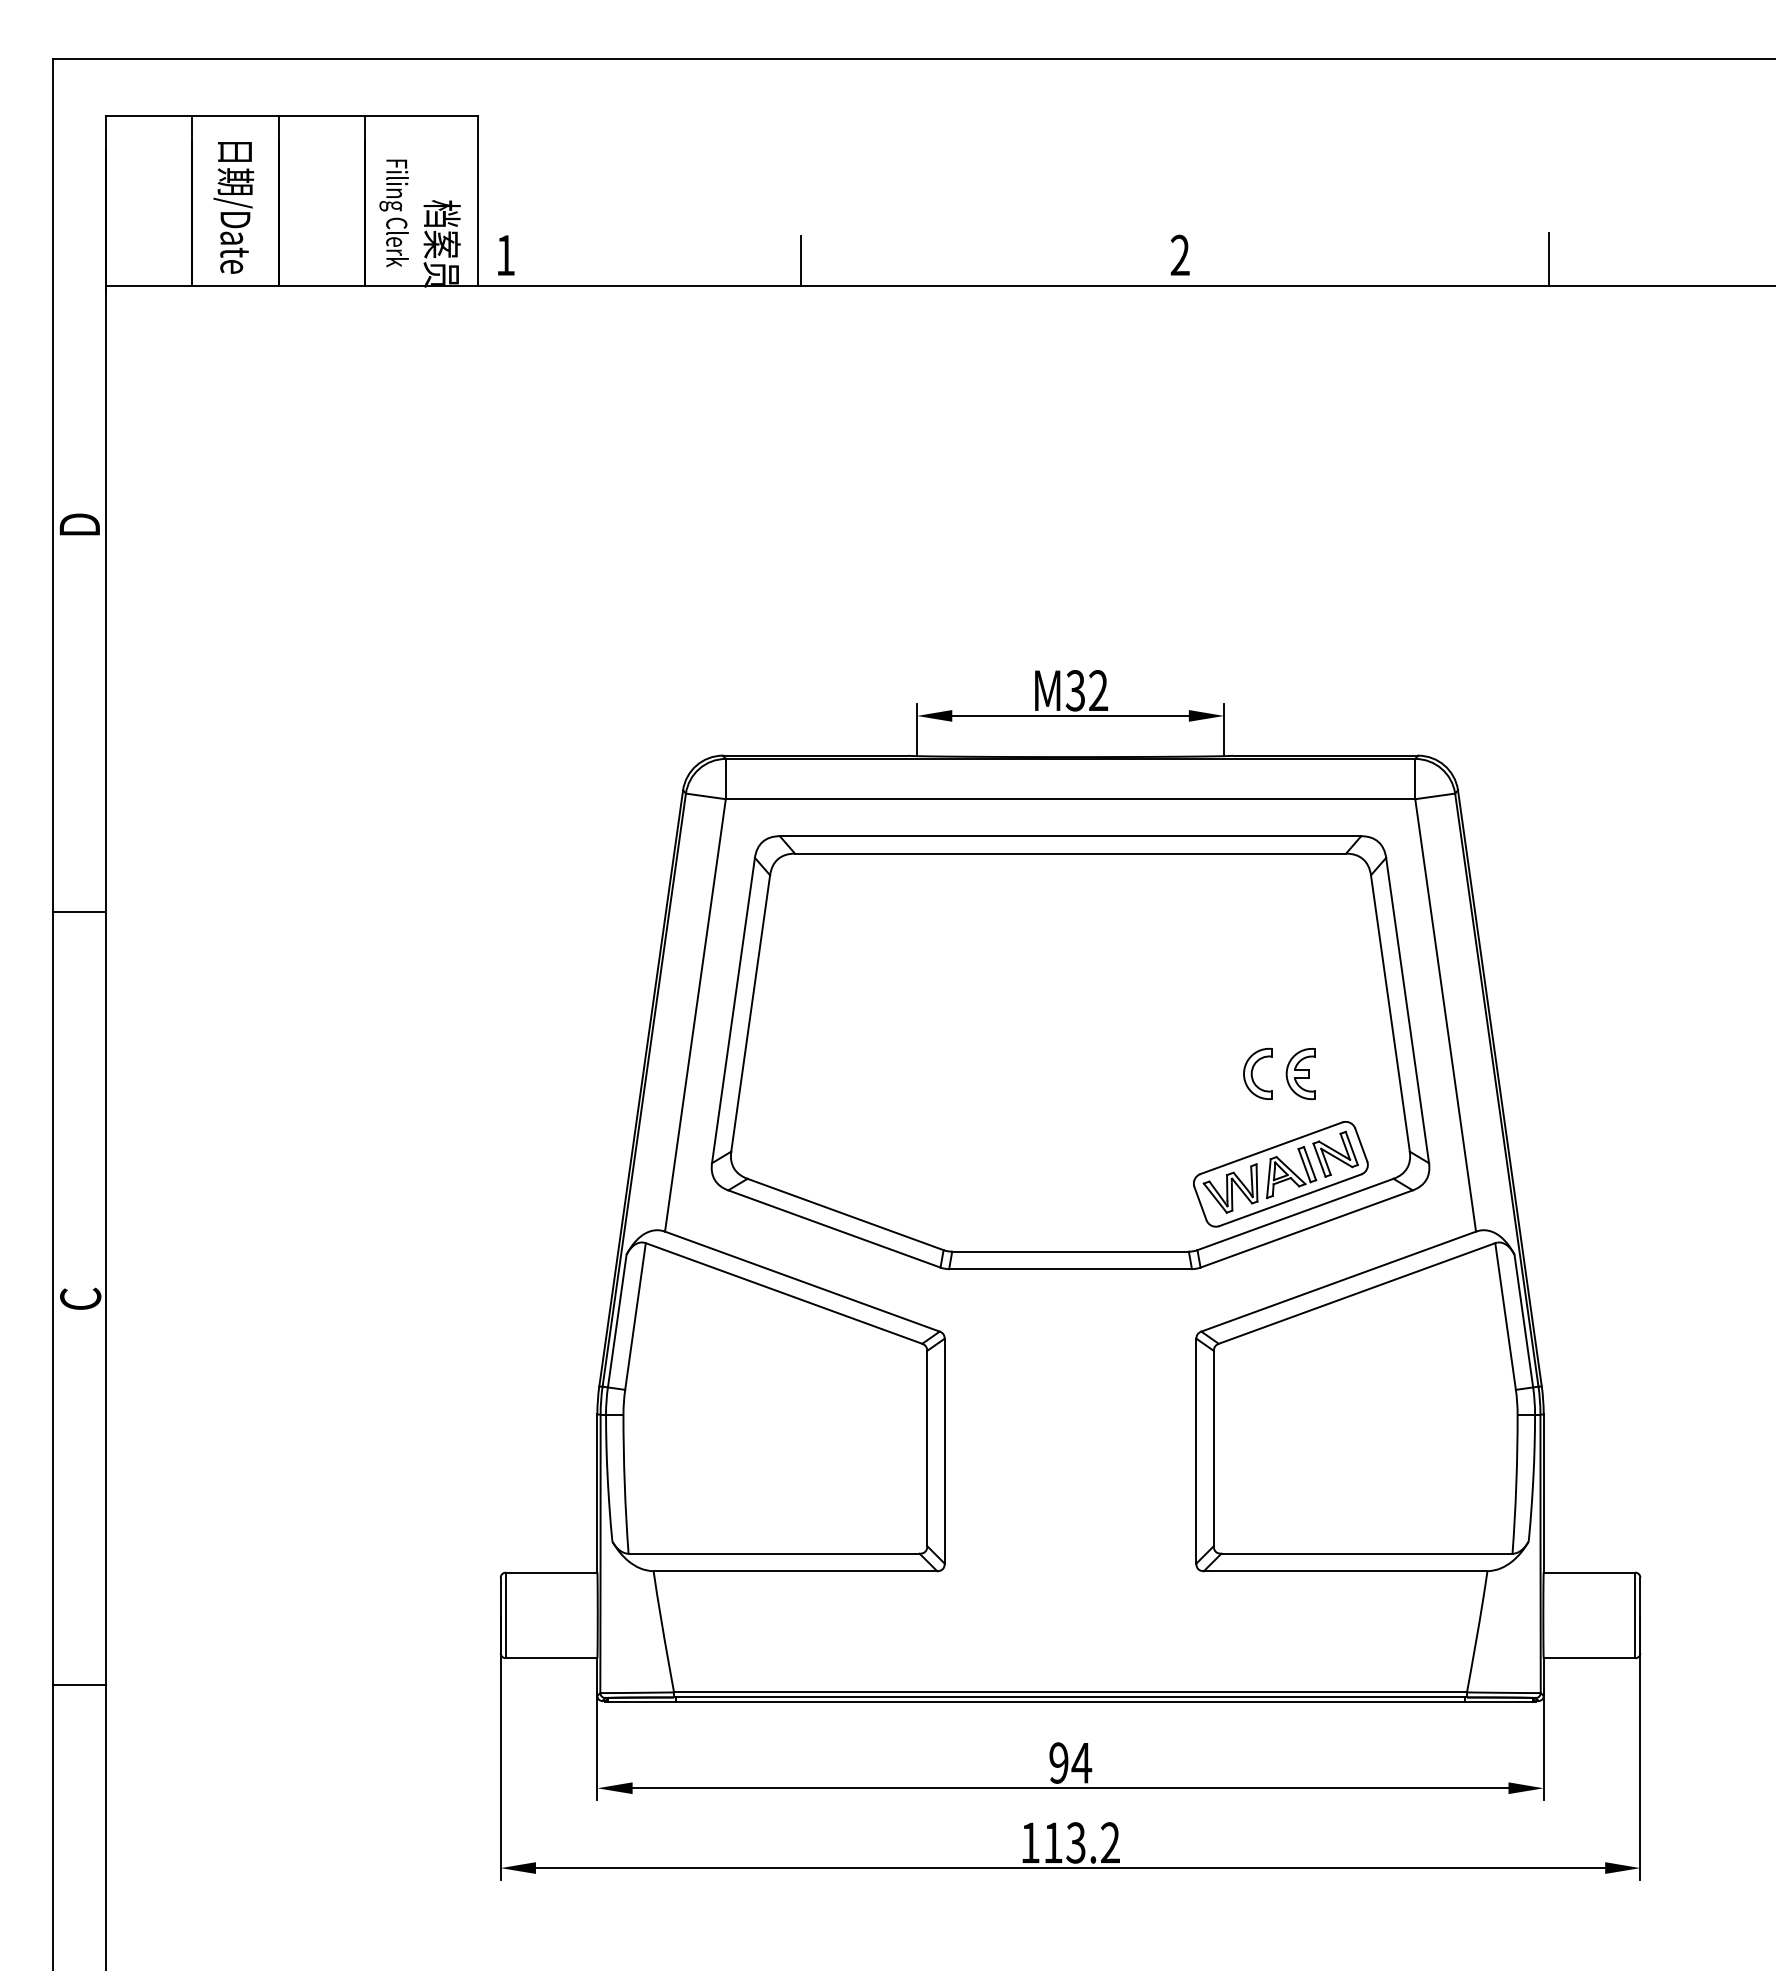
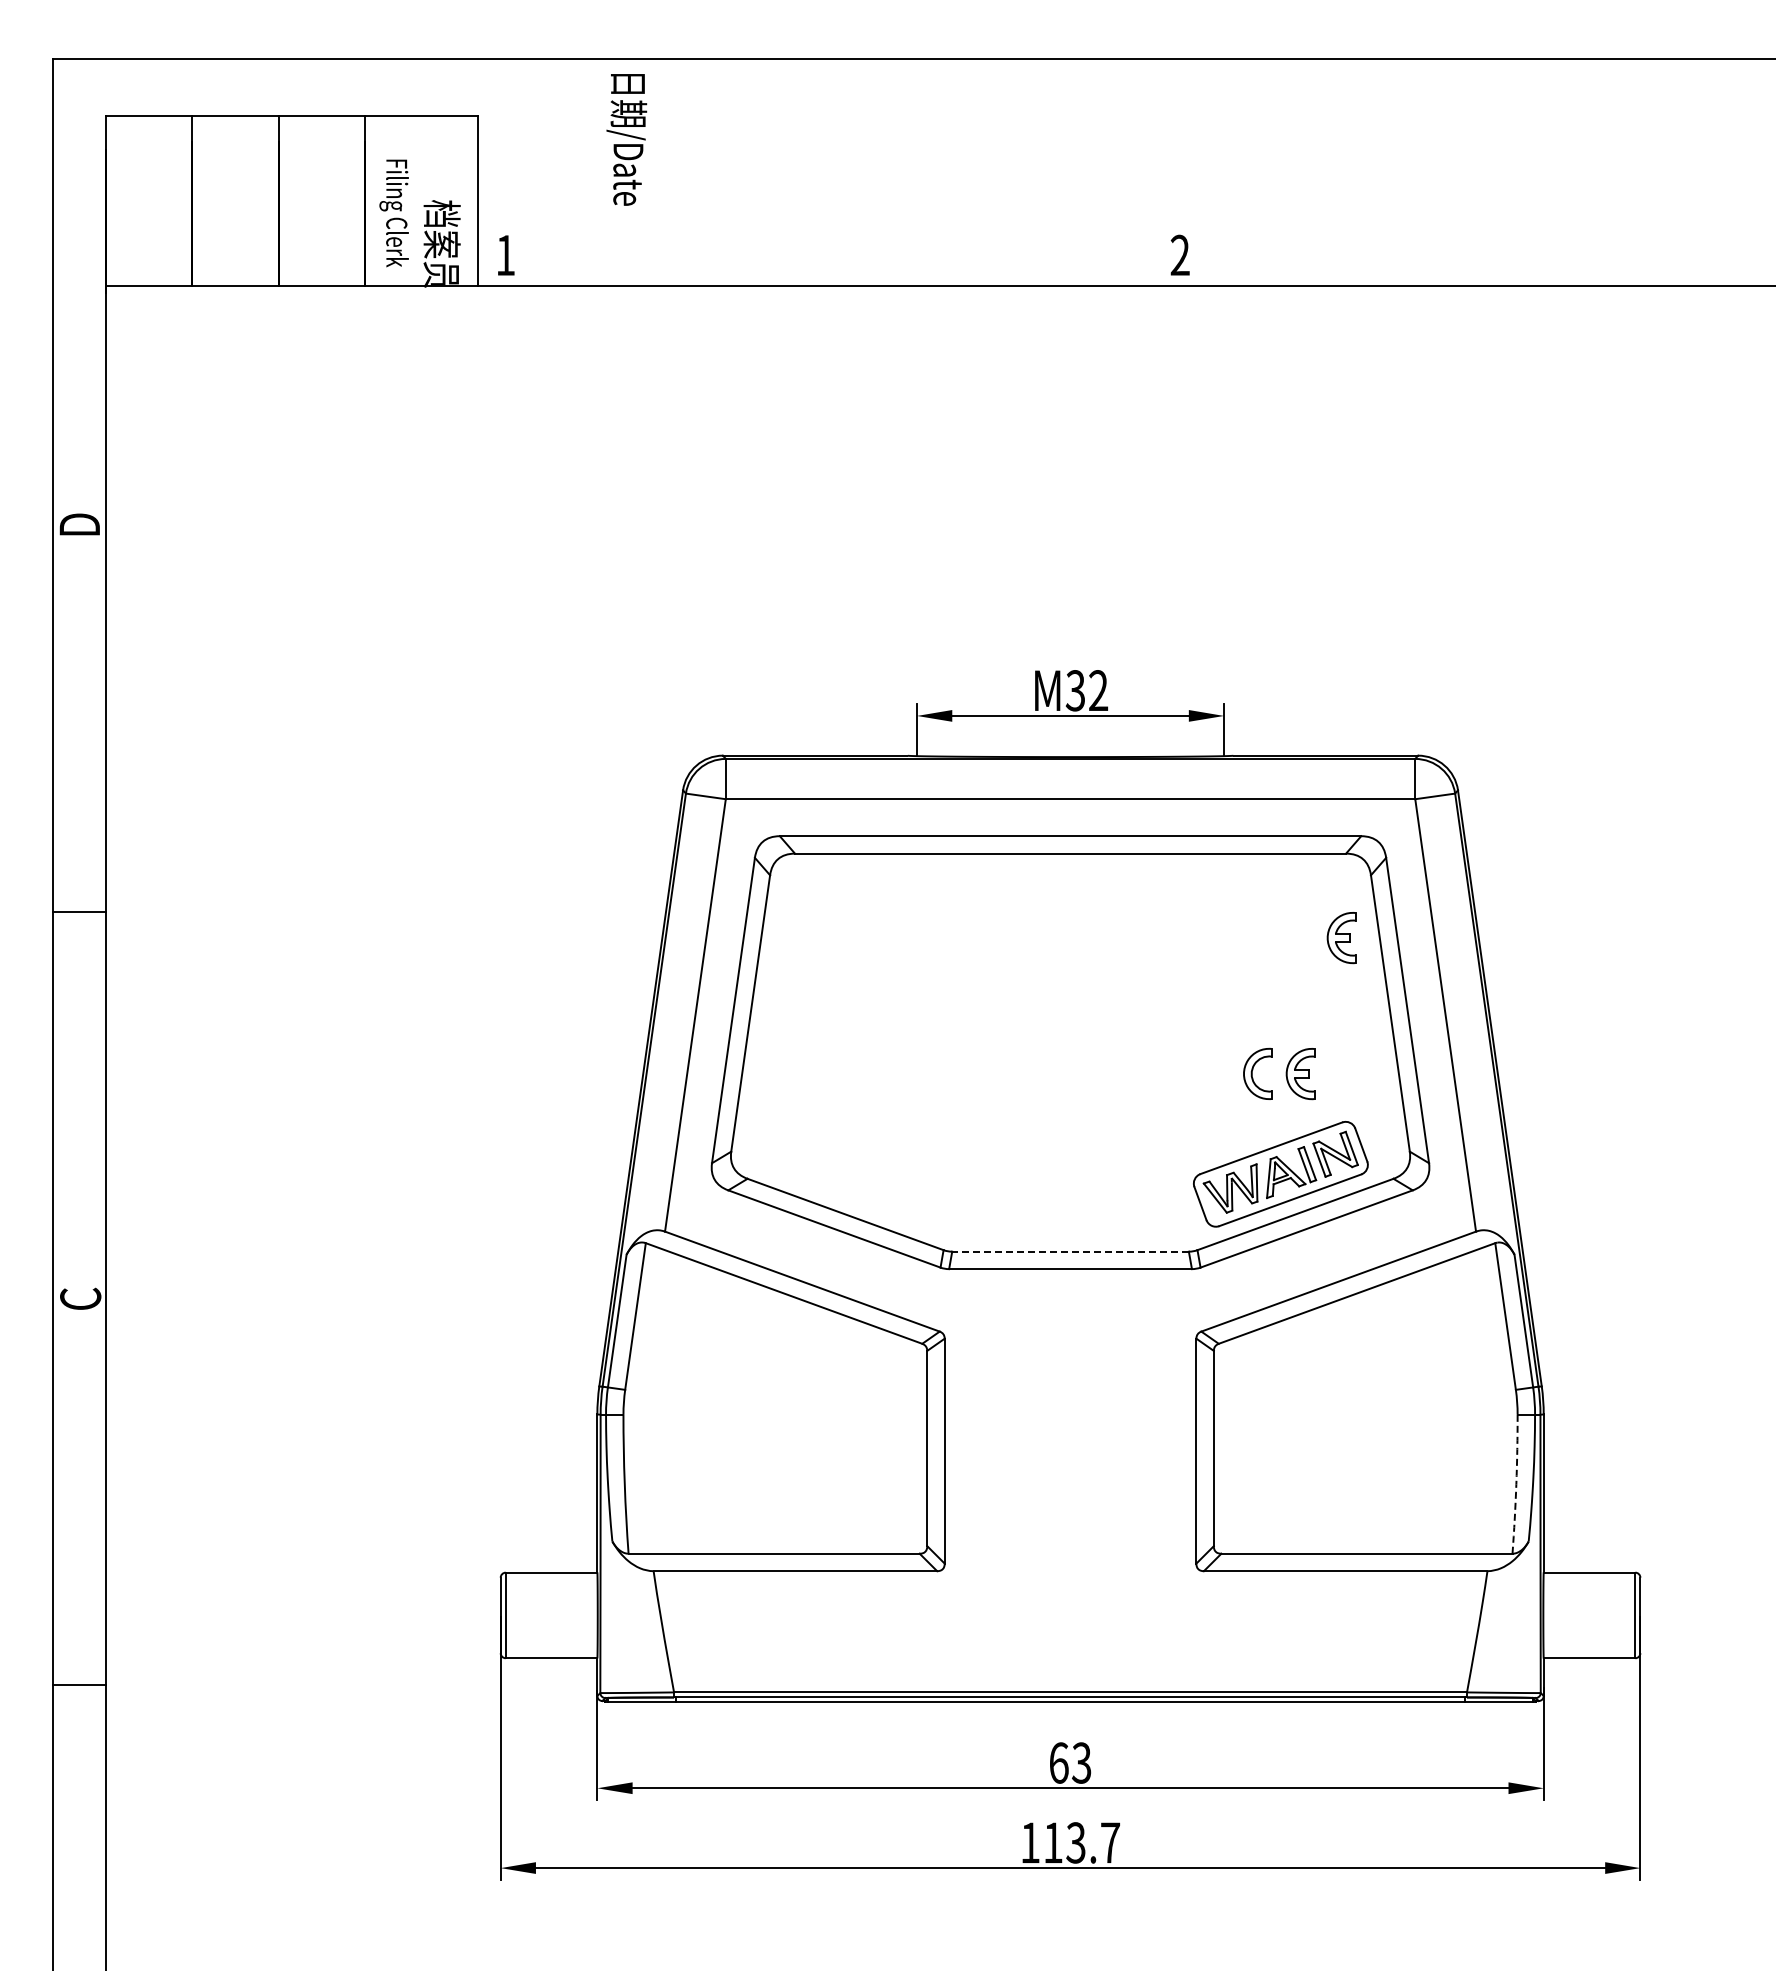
text position: (233, 207) -> (626, 139) (626, 139)
line: present -> none (1549, 258)
line: present -> none (801, 260)
part: none -> present (1341, 938)
line: solid -> dashed (1070, 1251)
arc: solid -> dashed (1516, 1484)
text: 94 -> 63 (1070, 1762)
text: 113.2 -> 113.7 (1110, 1842)
